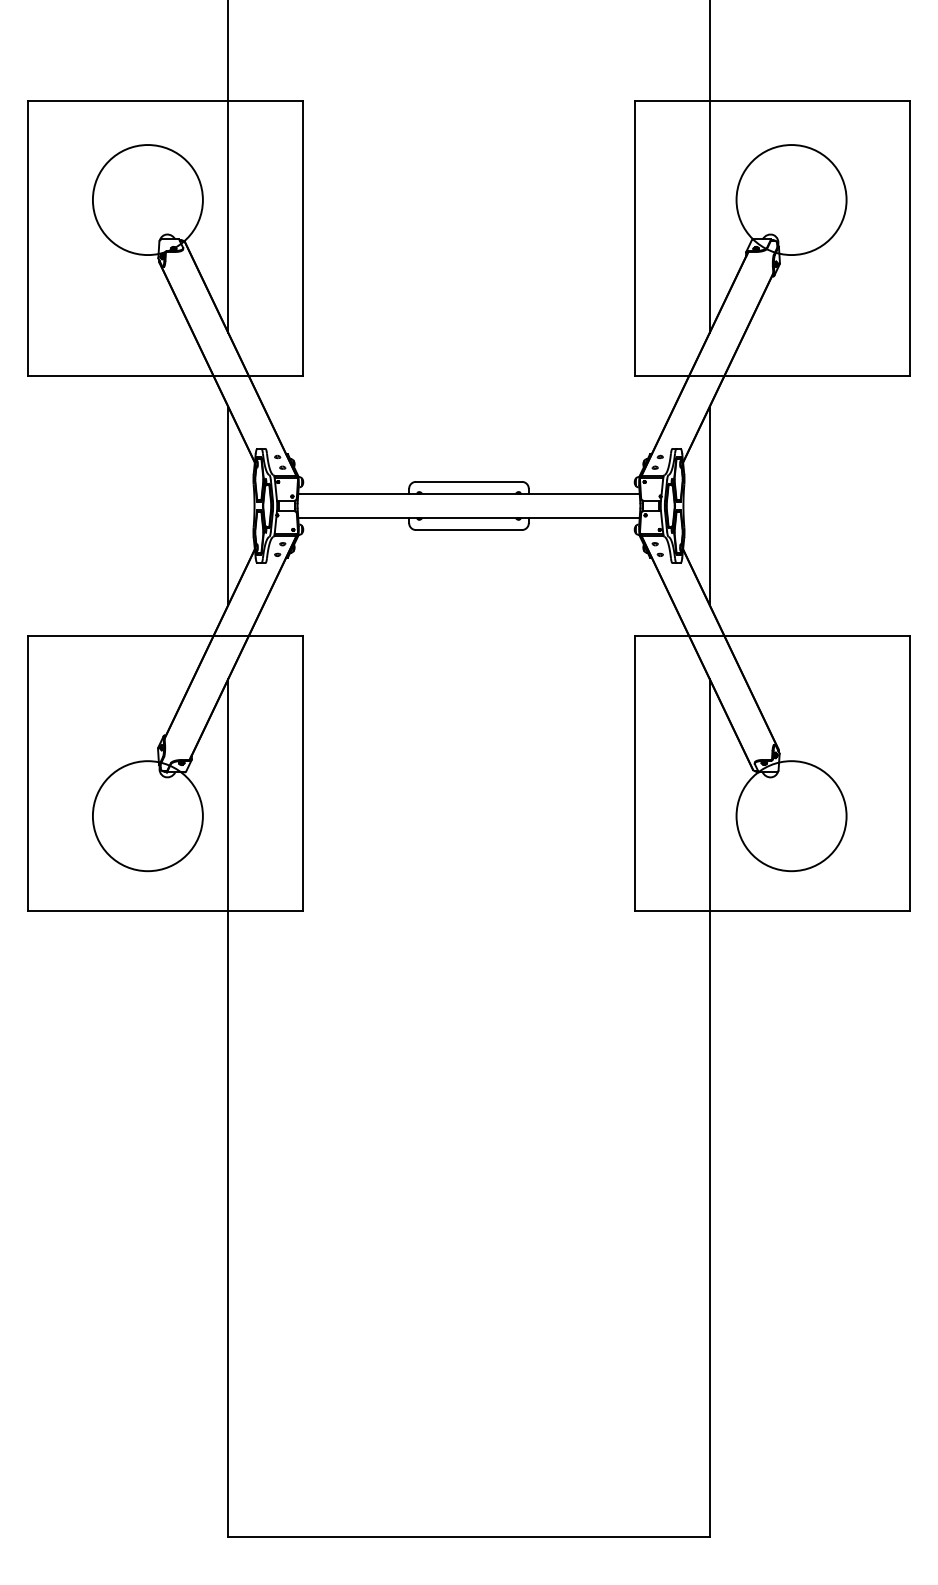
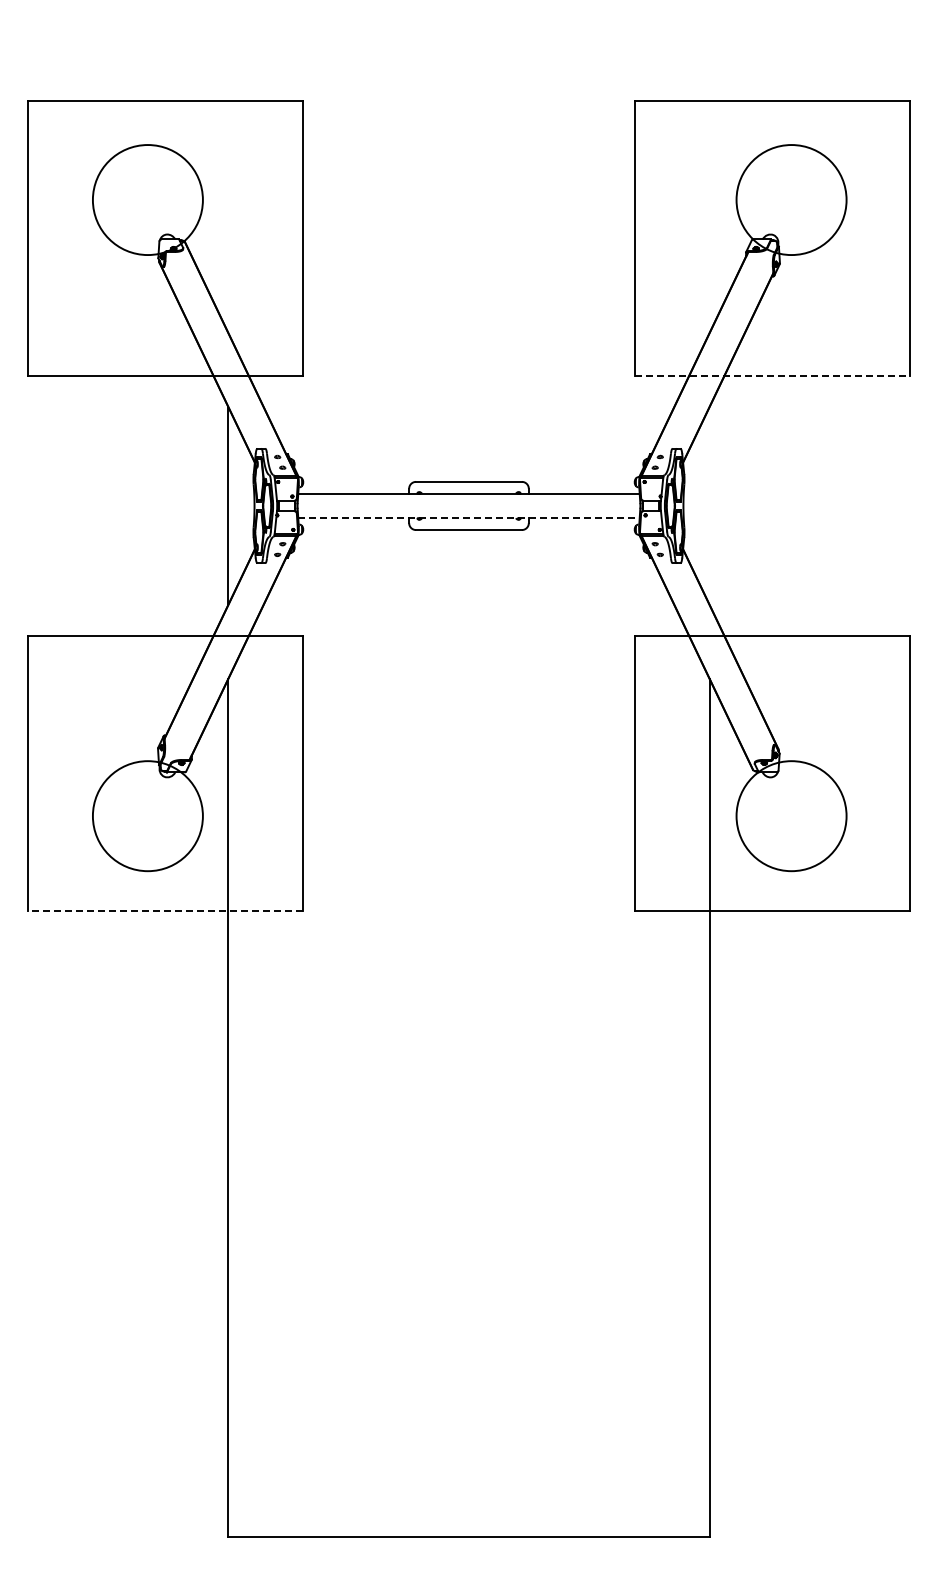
line: present -> none (228, 167)
line: present -> none (709, 167)
line: solid -> dashed (772, 375)
line: present -> none (709, 505)
line: solid -> dashed (468, 518)
line: solid -> dashed (165, 911)
